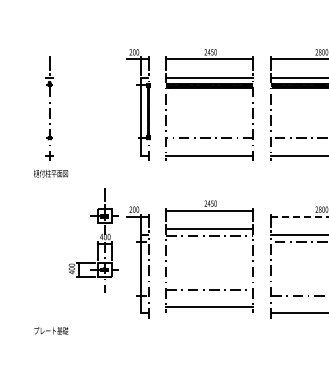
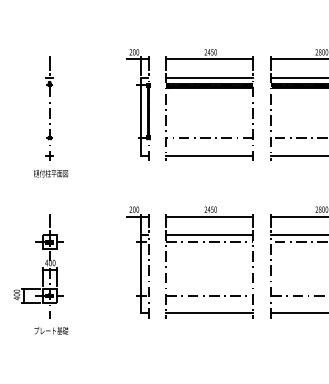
line: dashed -> solid (300, 216)
part position: (209, 236) -> (209, 242) (209, 242)
part position: (93, 240) -> (38, 266) (38, 266)
